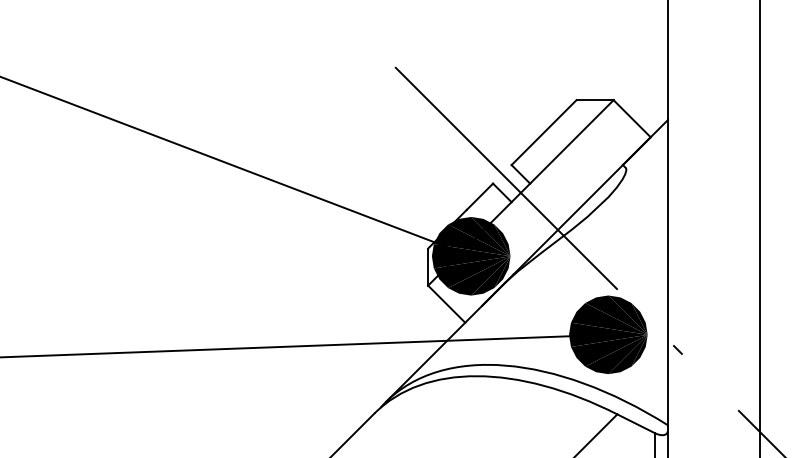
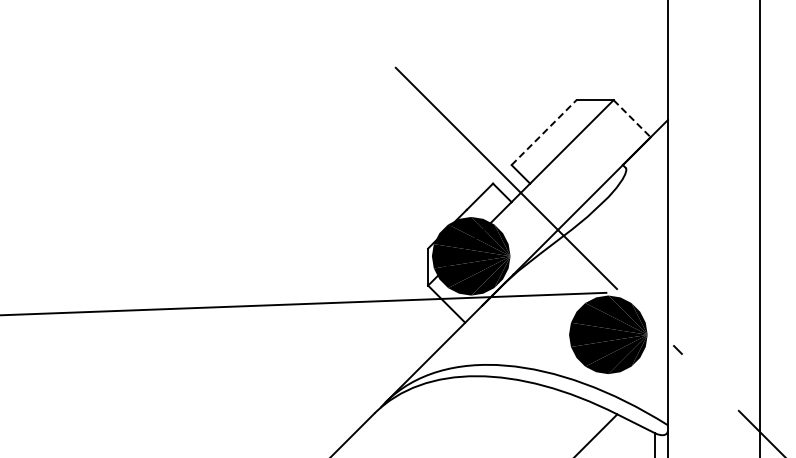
line: solid -> dashed (632, 119)
line: solid -> dashed (544, 132)
line: present -> none (236, 166)
line position: (305, 345) -> (304, 303) (304, 303)
